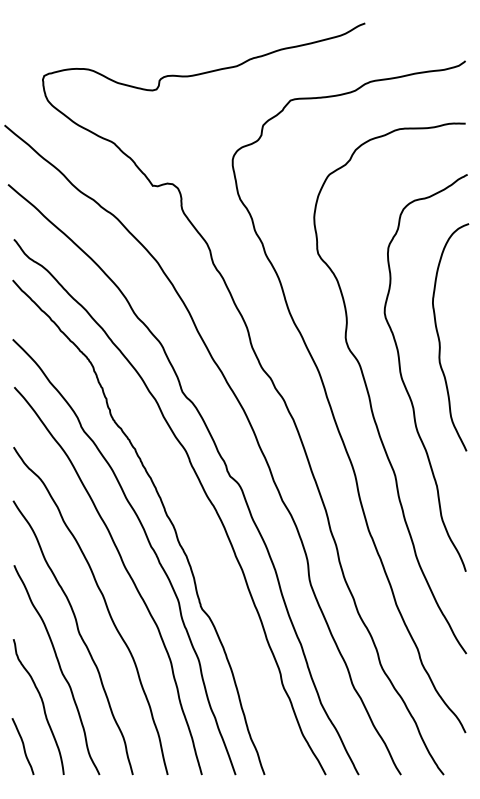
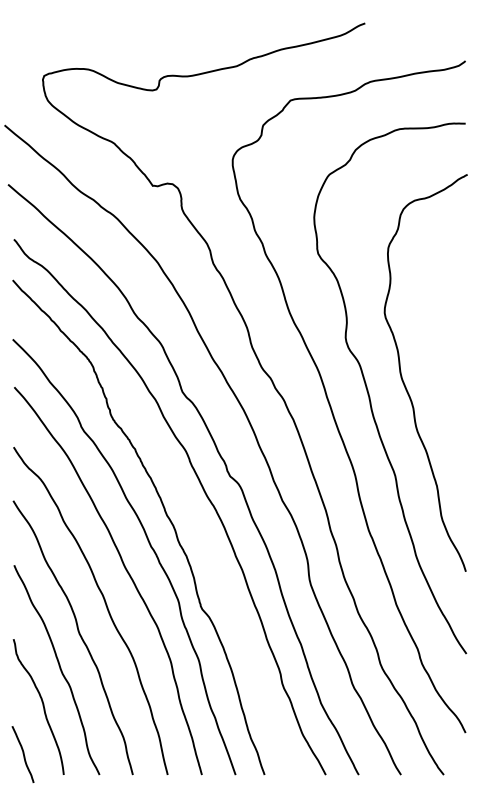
curve: present -> none (440, 340)
curve position: (22, 745) -> (22, 753) (22, 753)
